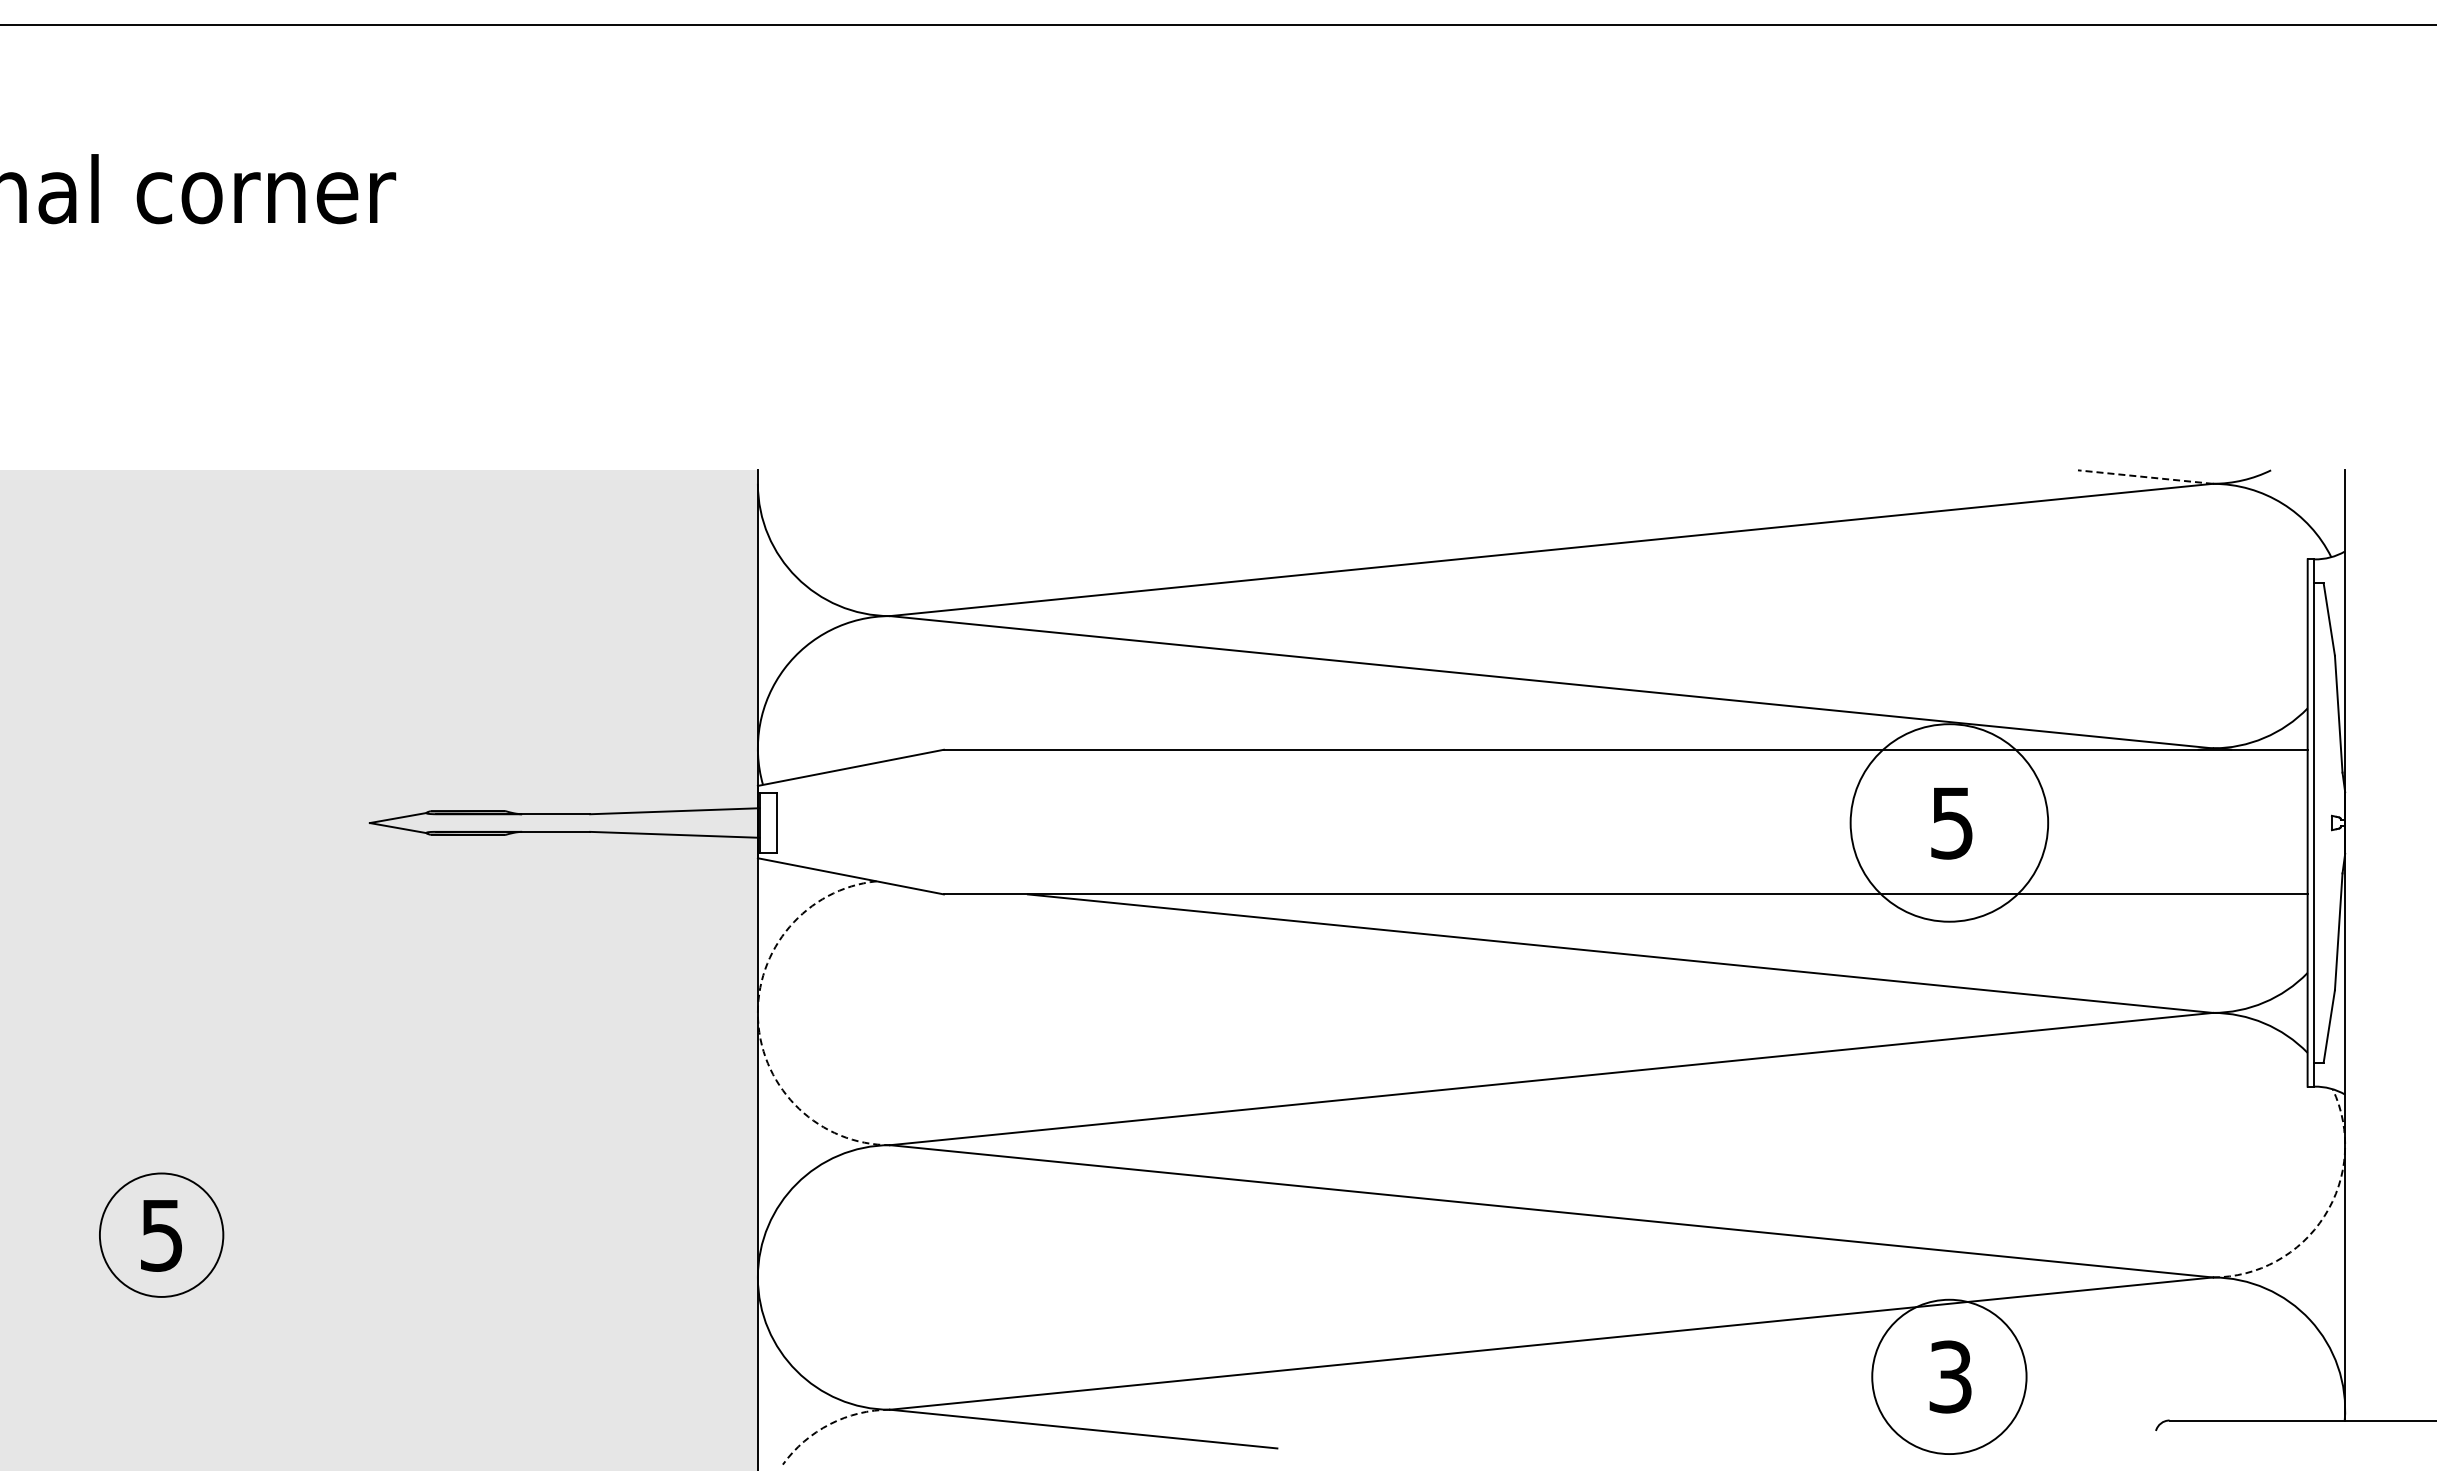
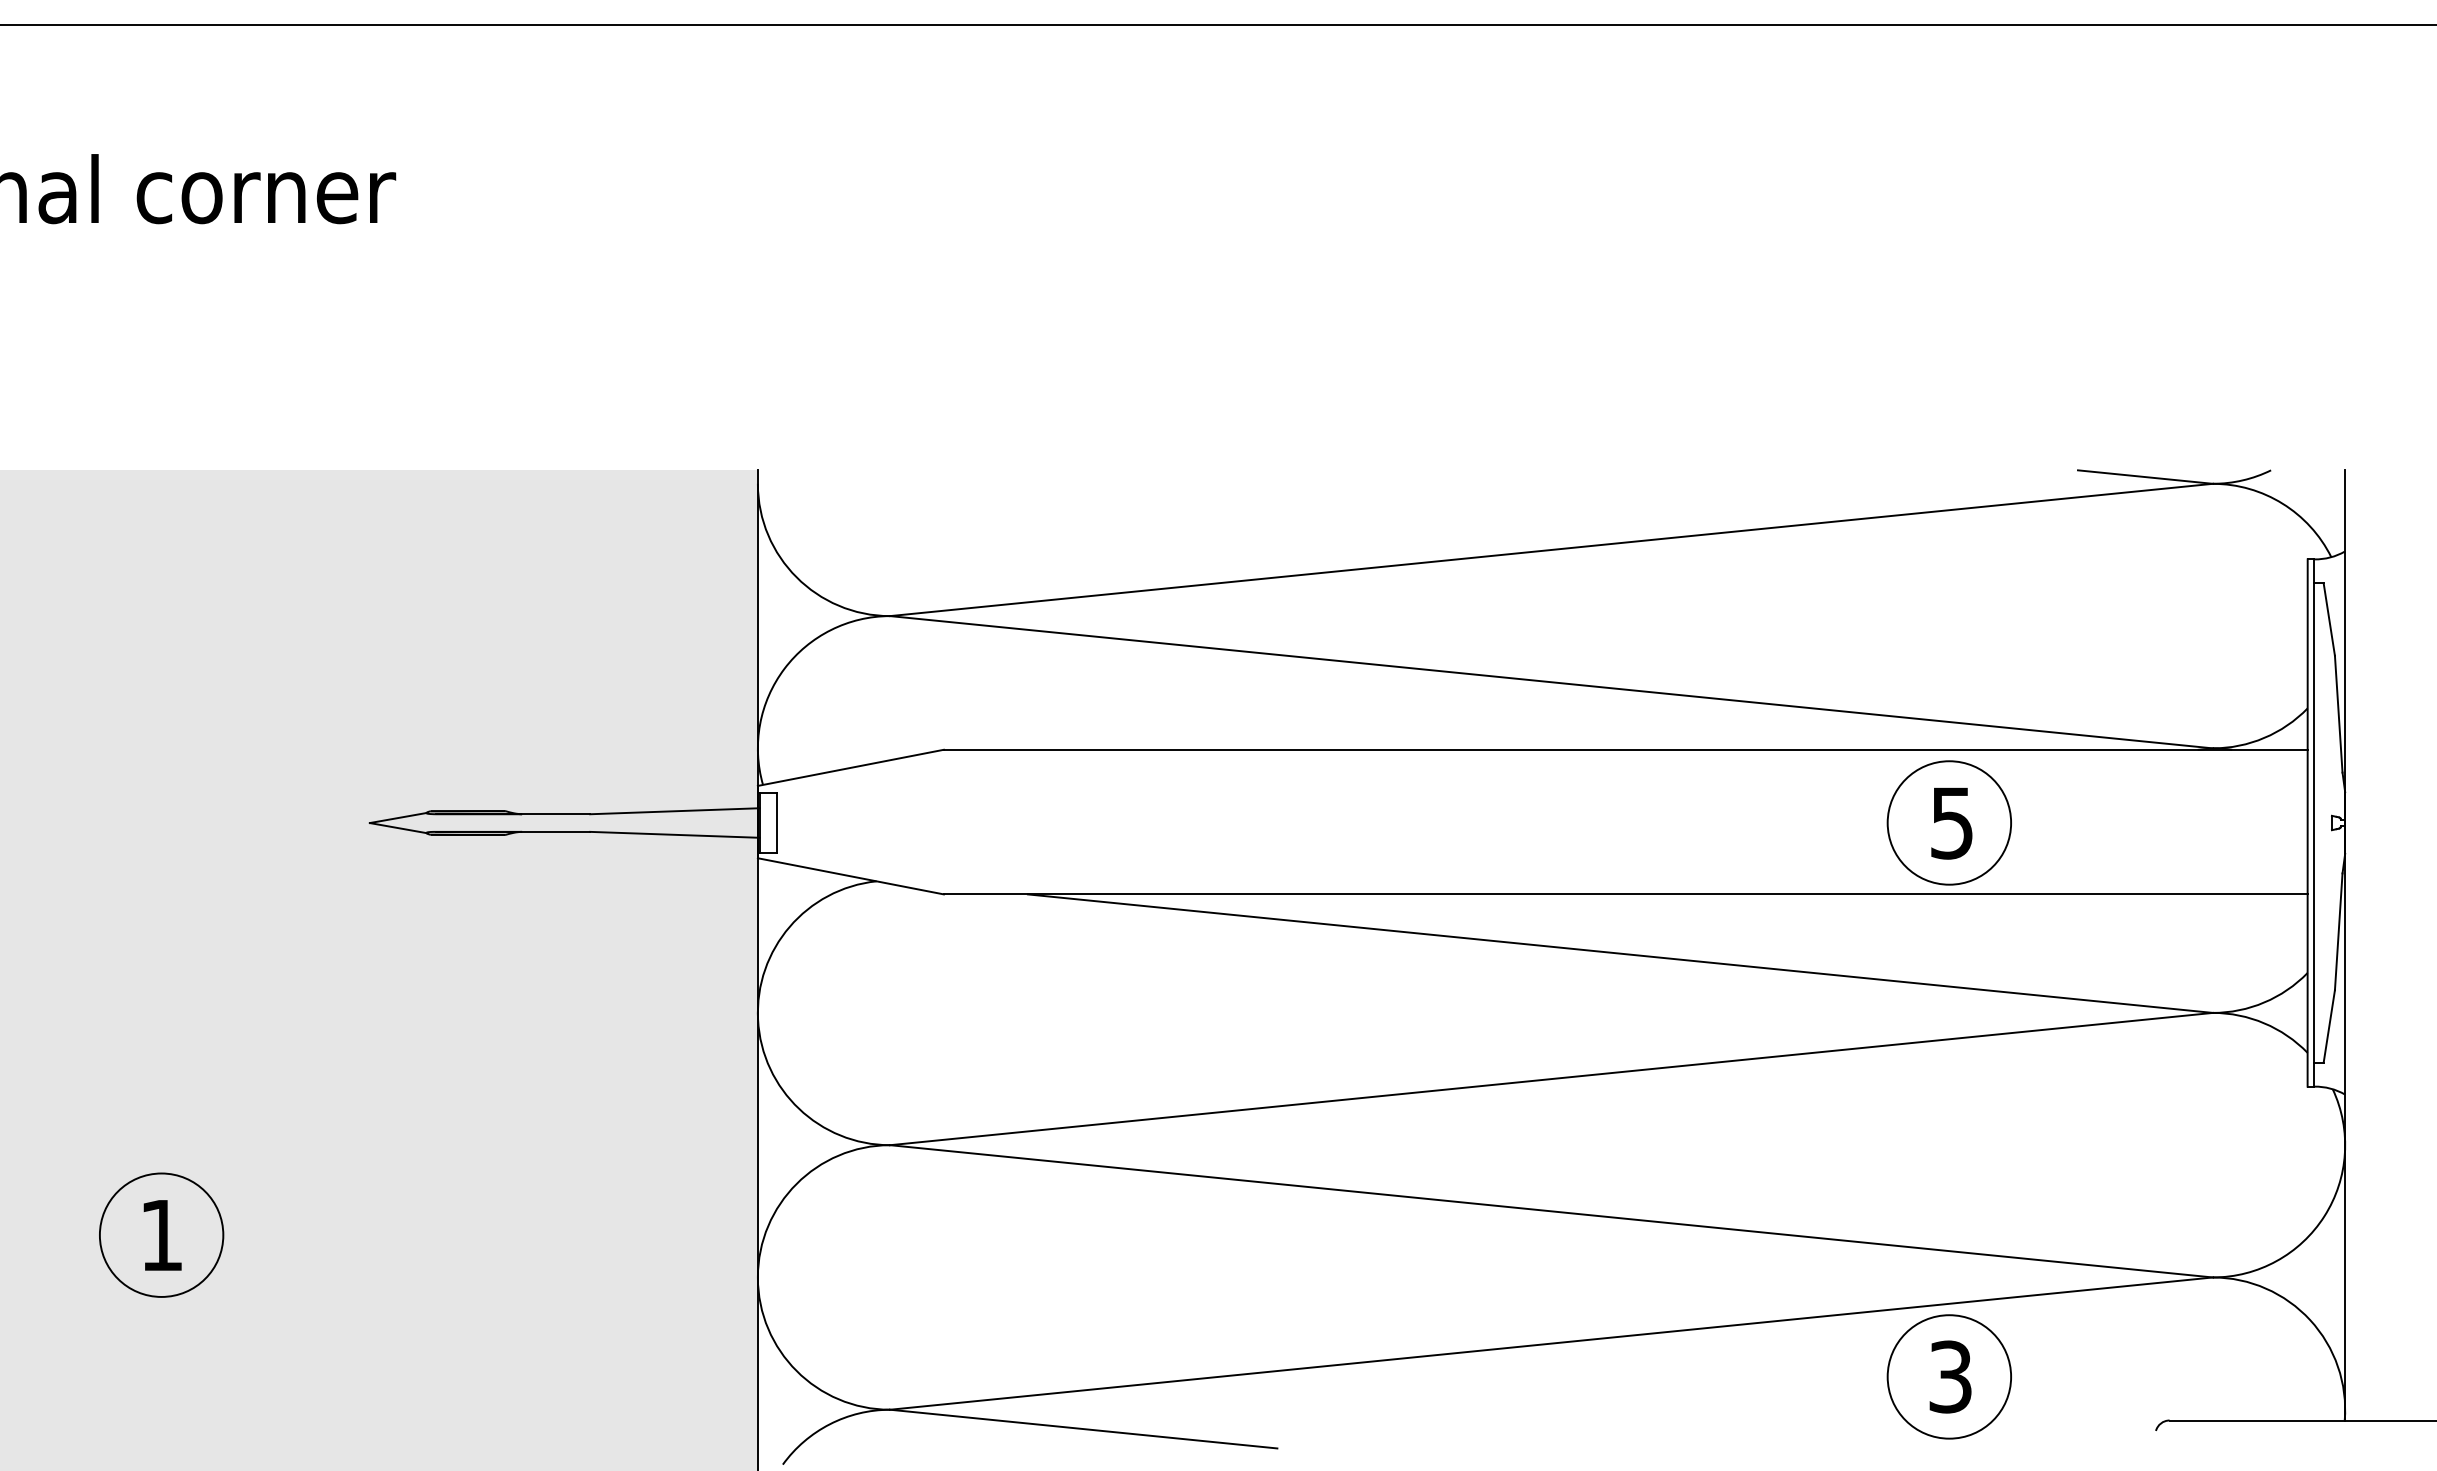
line: dashed -> solid (2145, 477)
circle diameter: 198 px -> 123 px (1949, 822)
arc: dashed -> solid (758, 1019)
arc: dashed -> solid (2324, 1216)
text: 5 -> 1 (161, 1235)
circle diameter: 154 px -> 123 px (1949, 1376)
arc: dashed -> solid (829, 1424)
